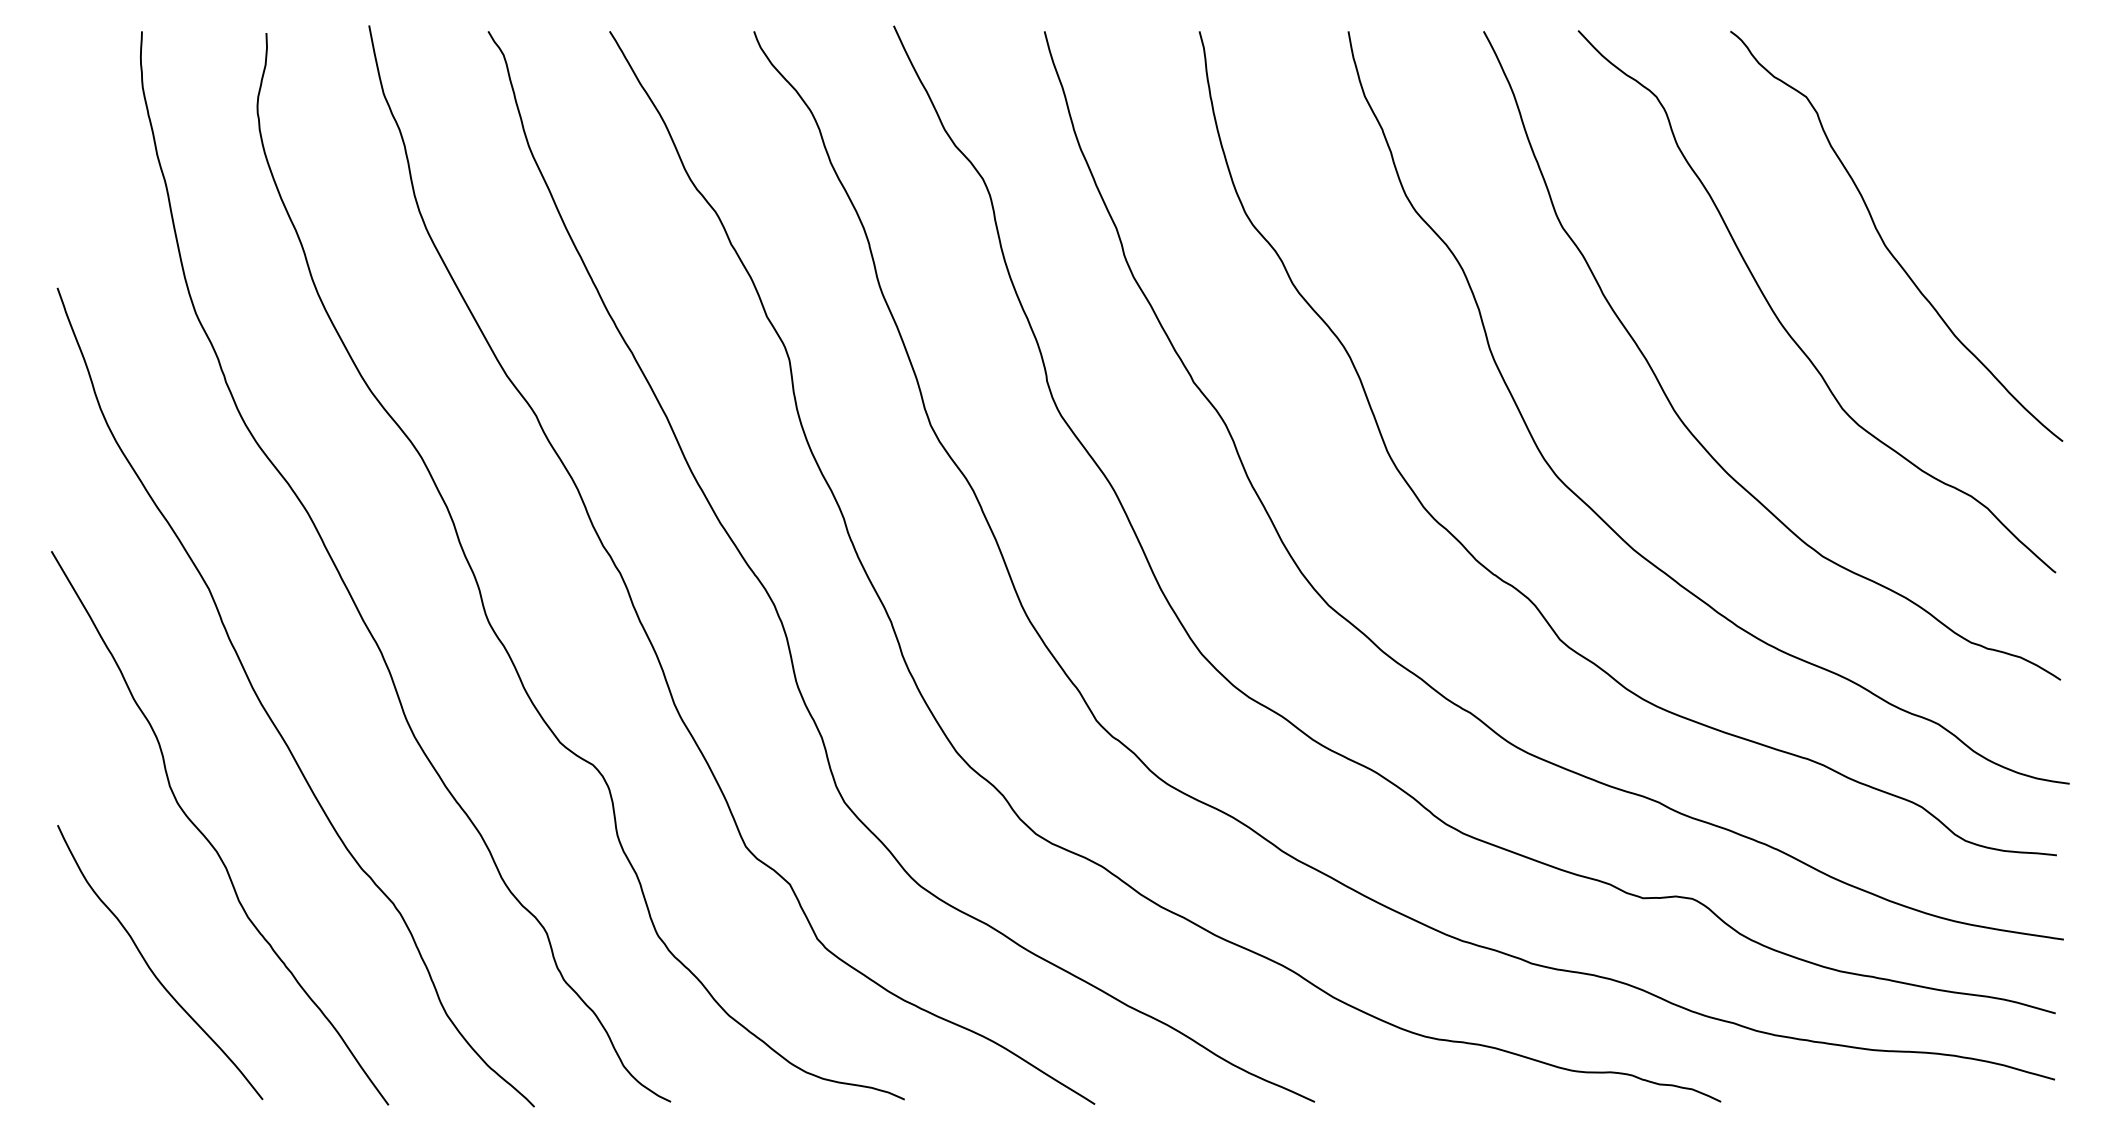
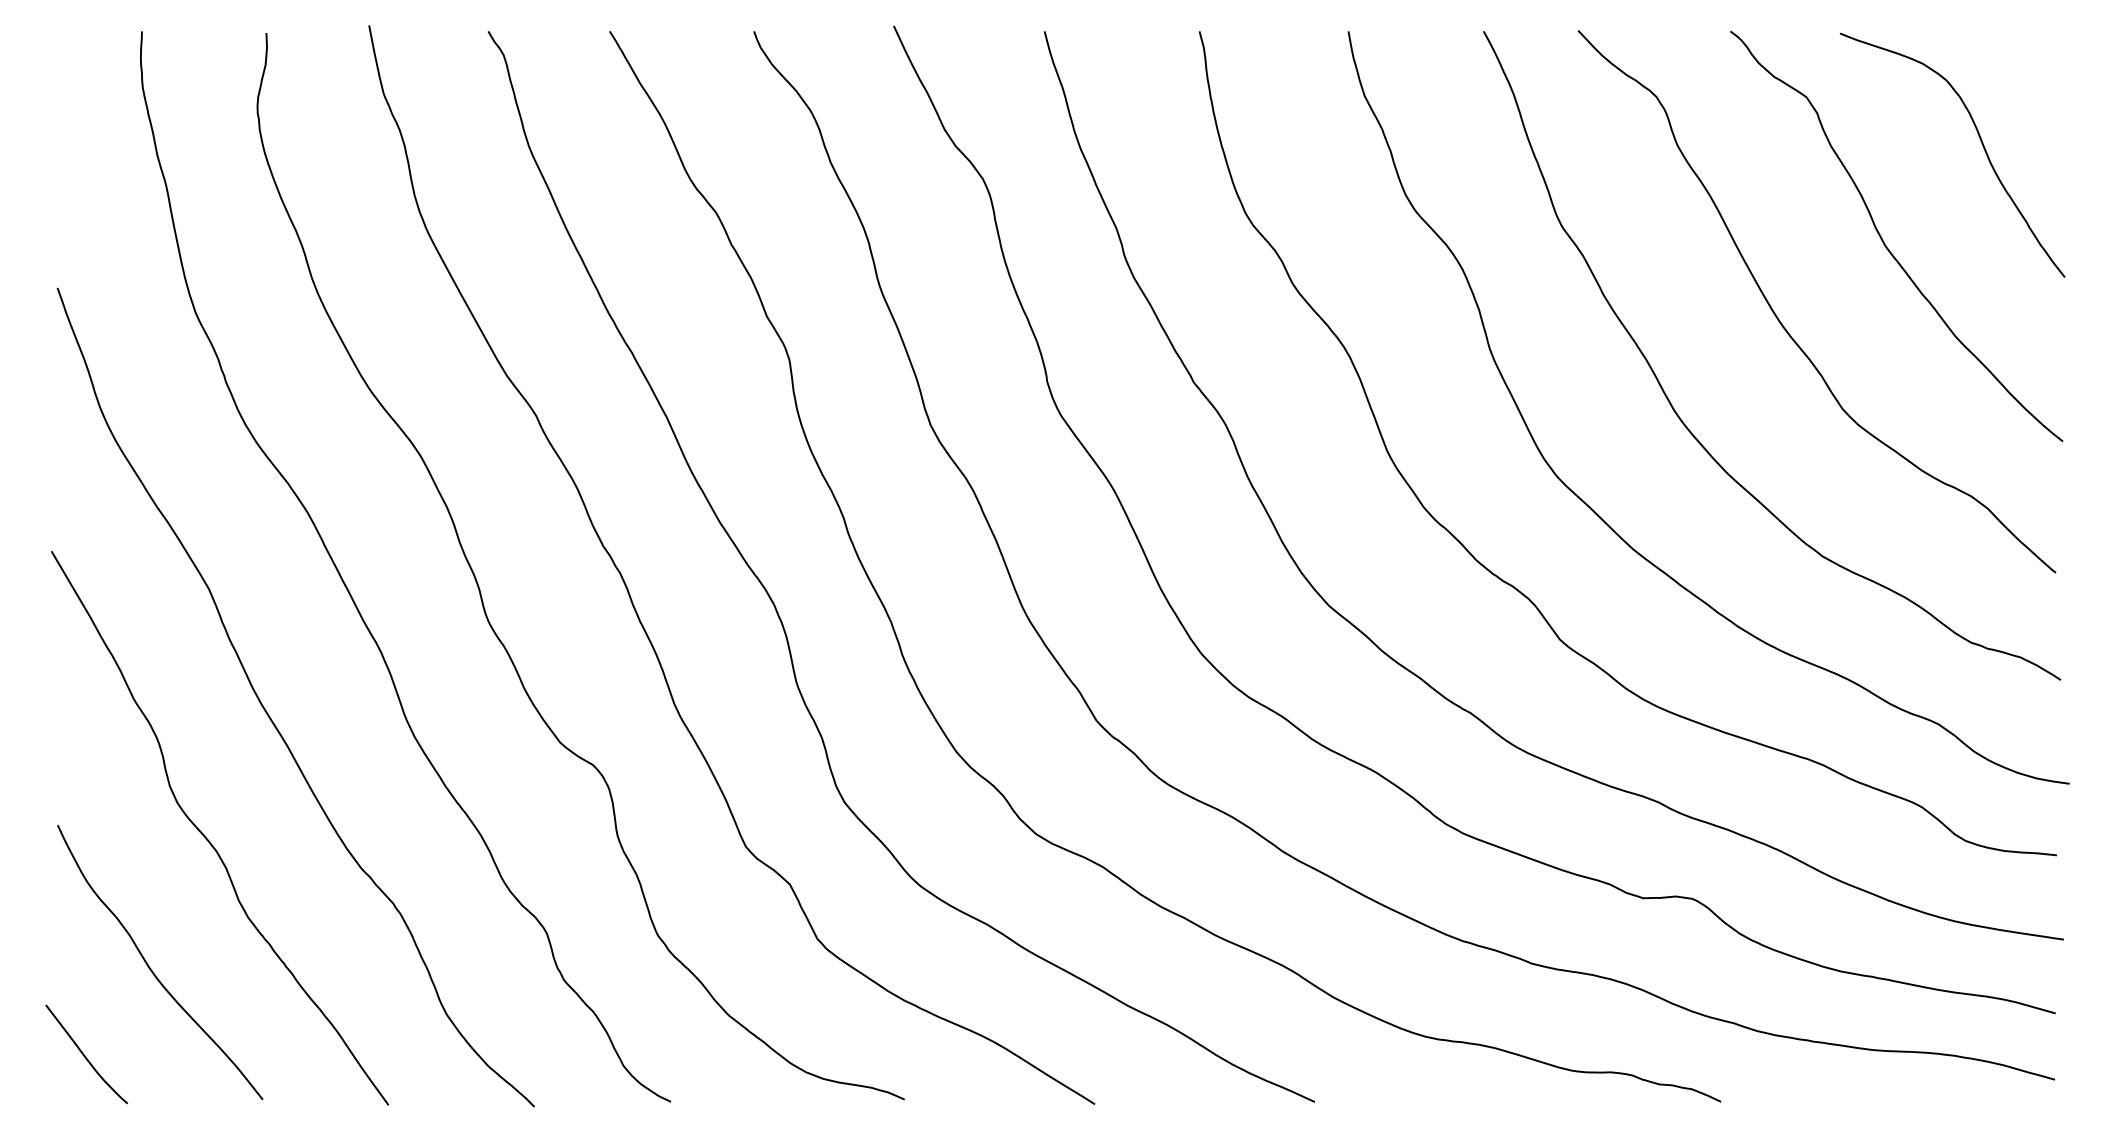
curve: none -> present (1980, 141)
curve: none -> present (85, 1055)
